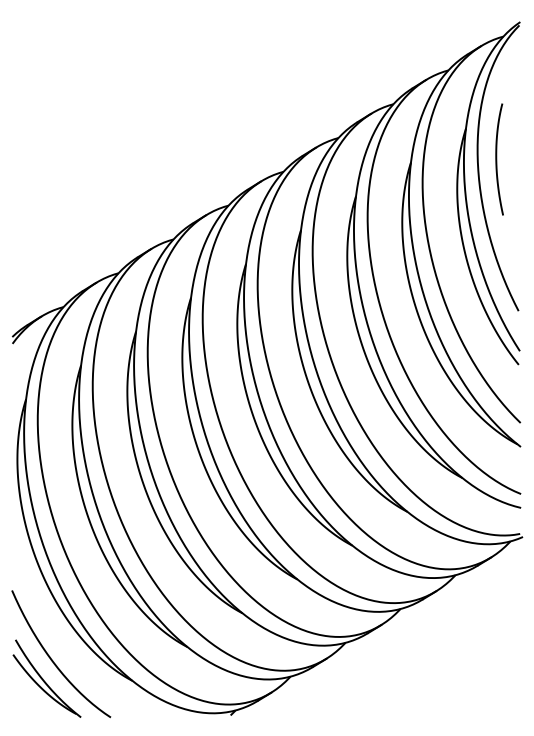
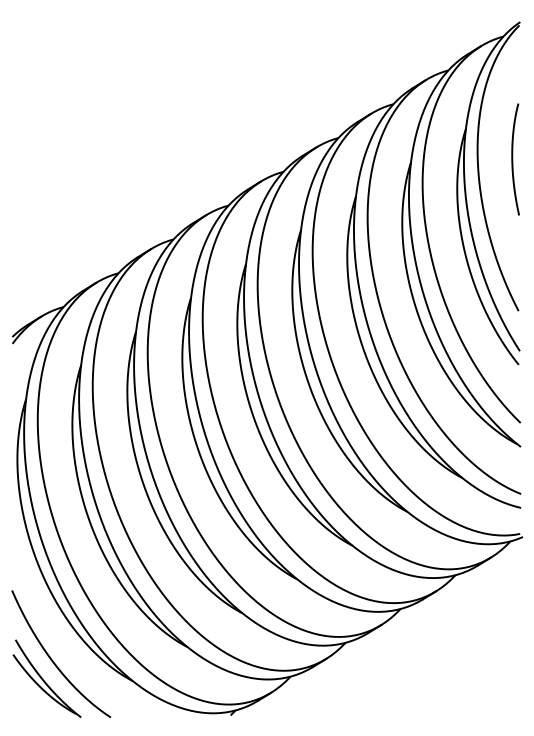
curve position: (497, 159) -> (513, 159) (513, 159)
